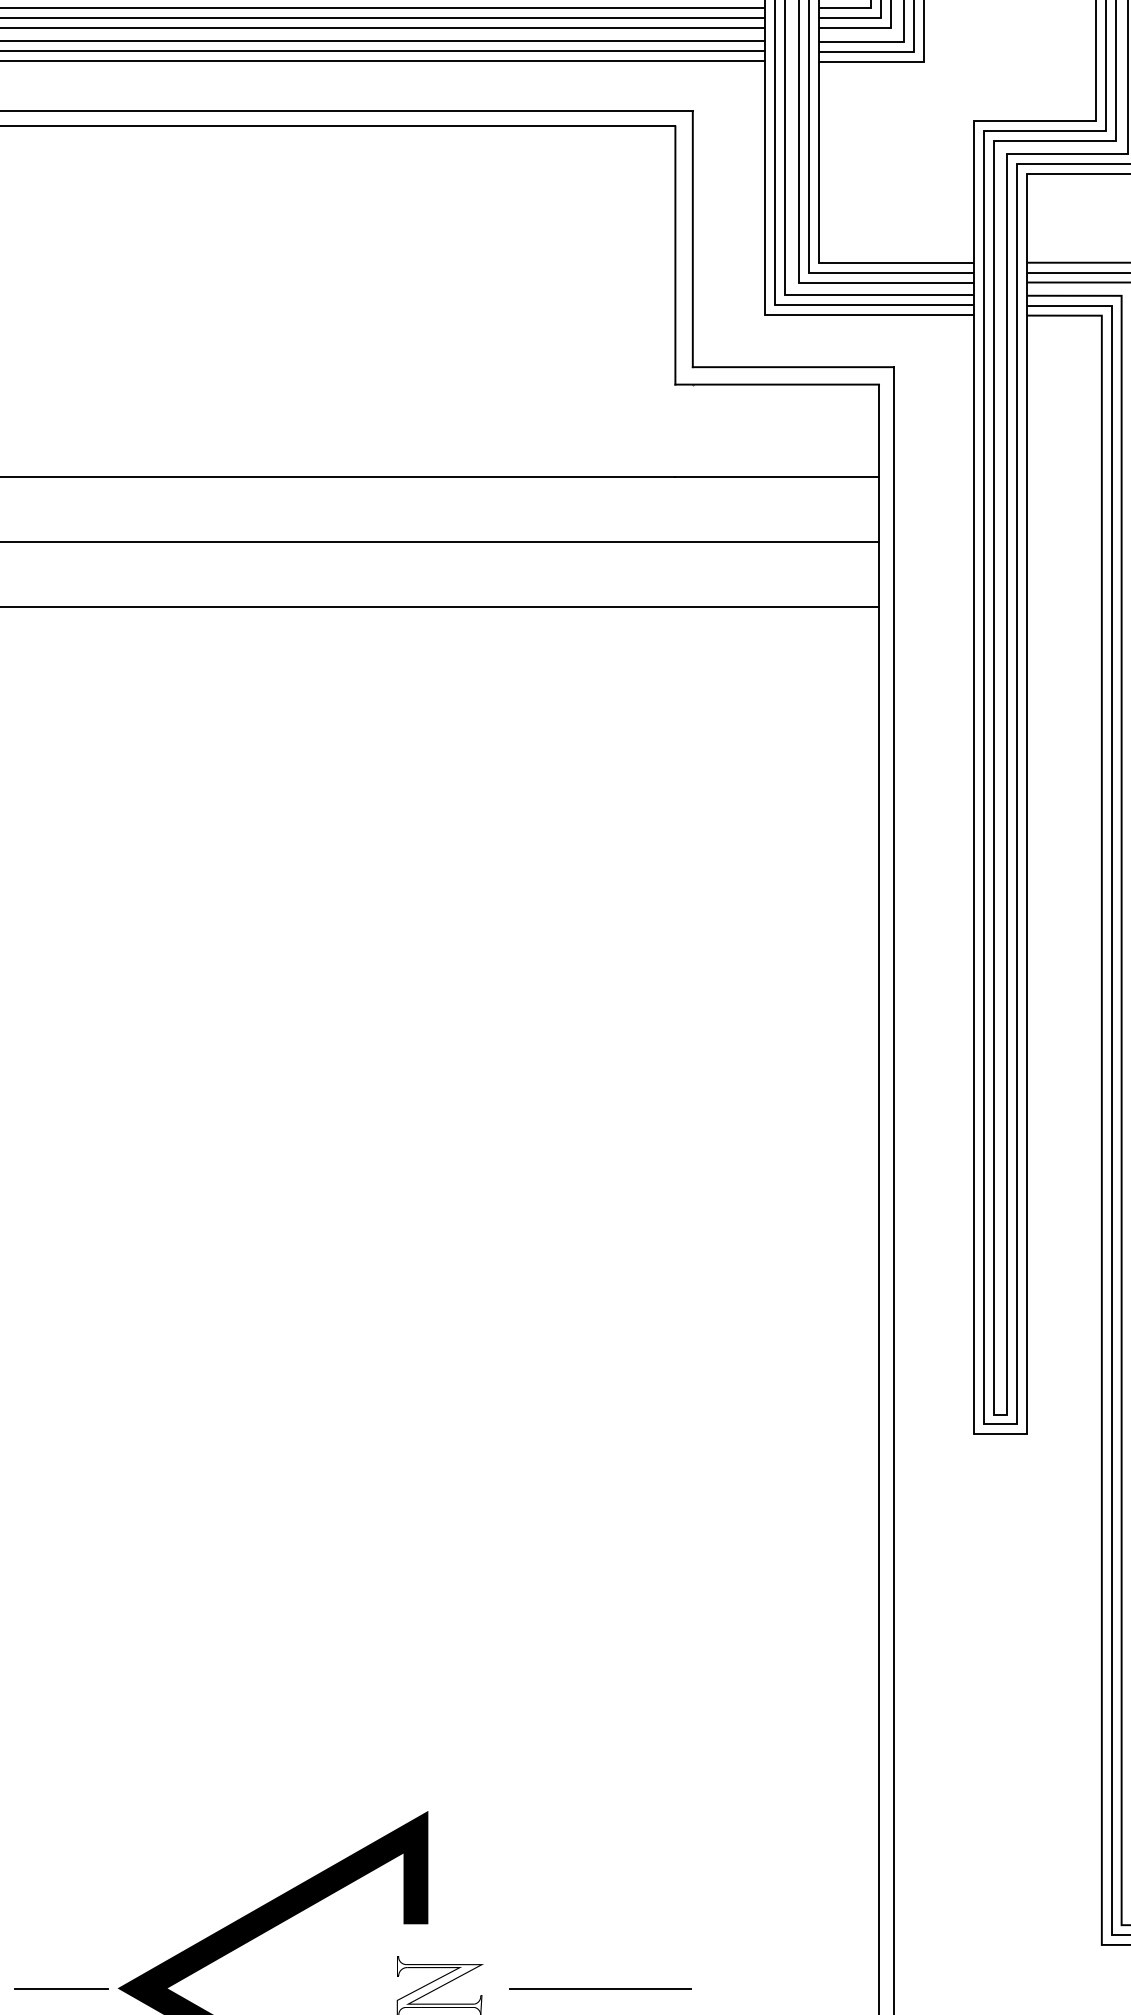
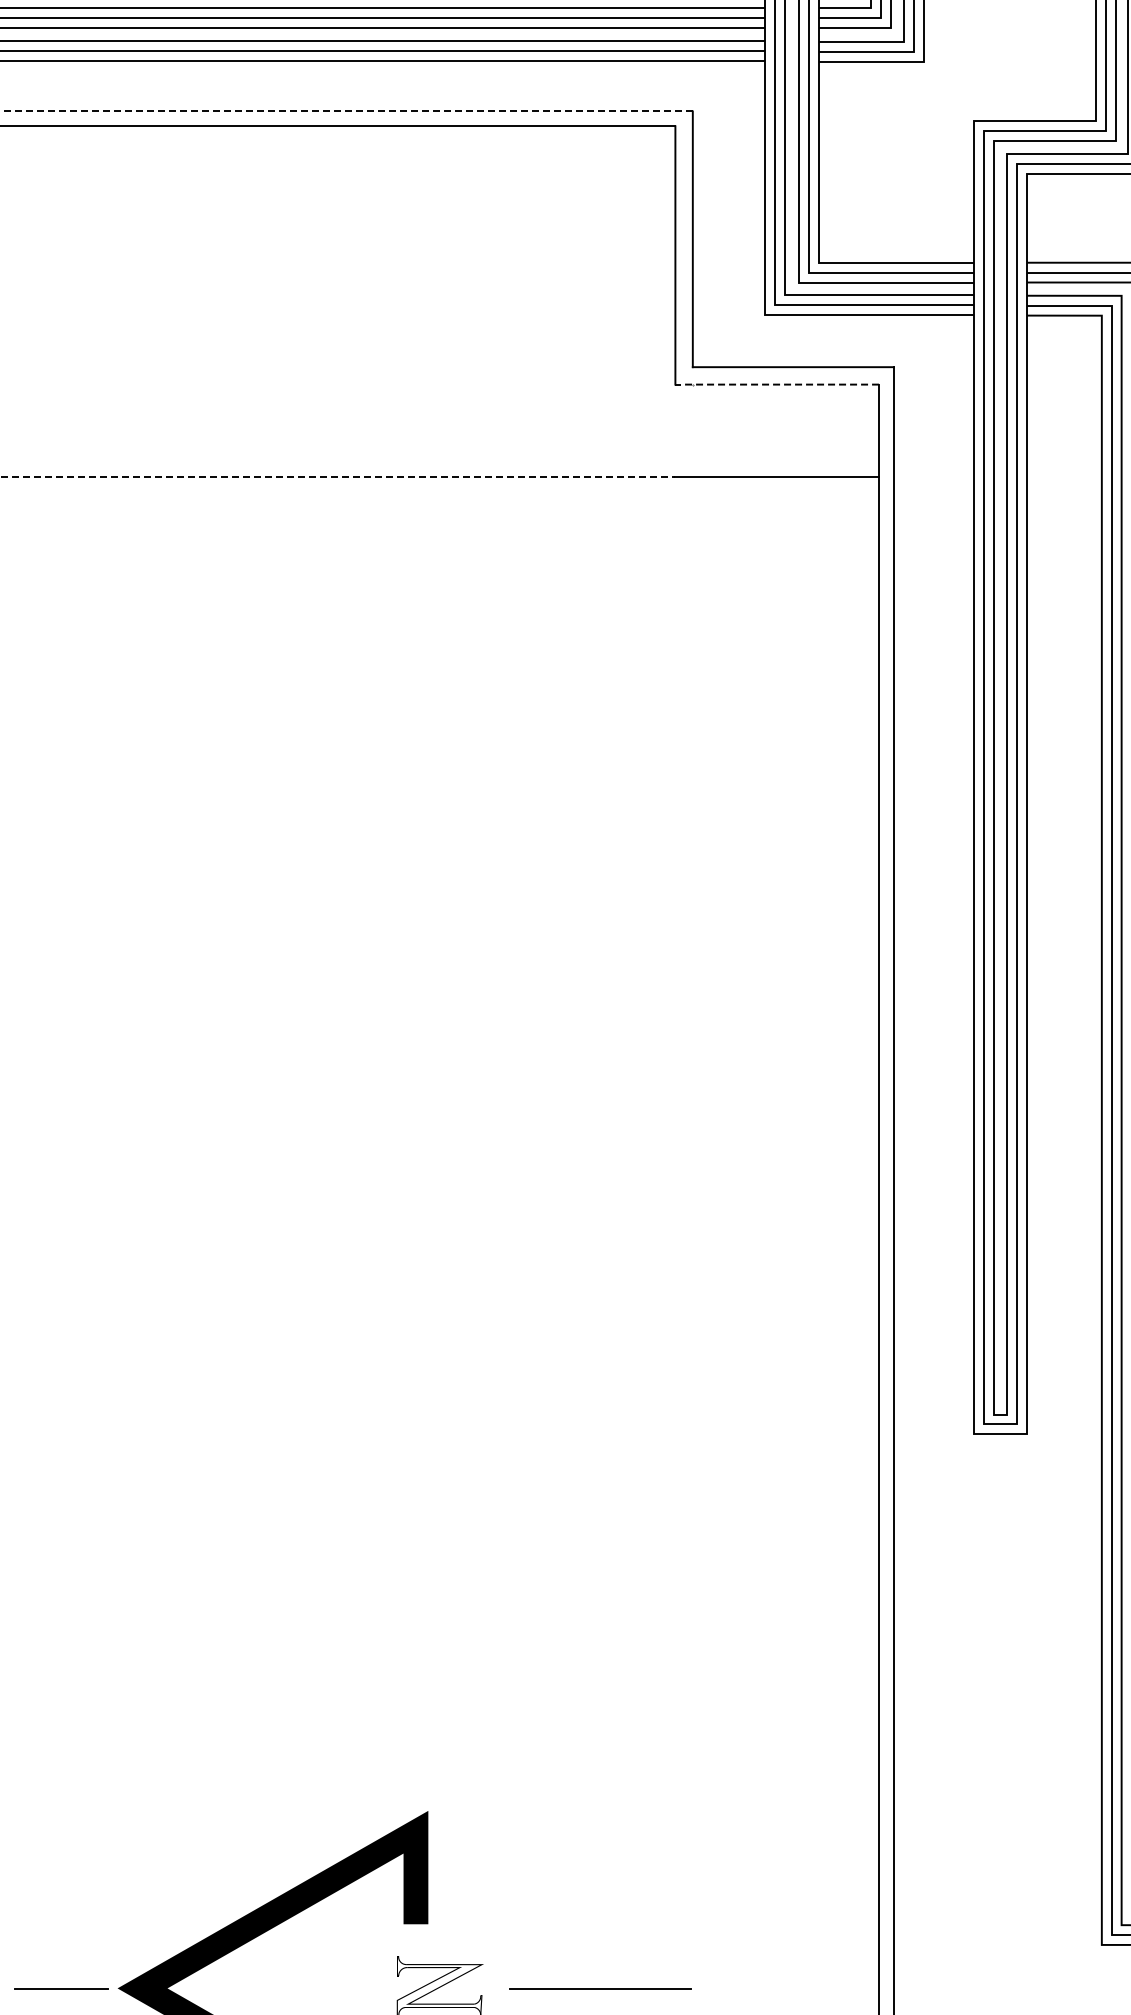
line: solid -> dashed (346, 111)
line: solid -> dashed (777, 384)
line: solid -> dashed (338, 477)
line: present -> none (440, 542)
line: present -> none (440, 607)
